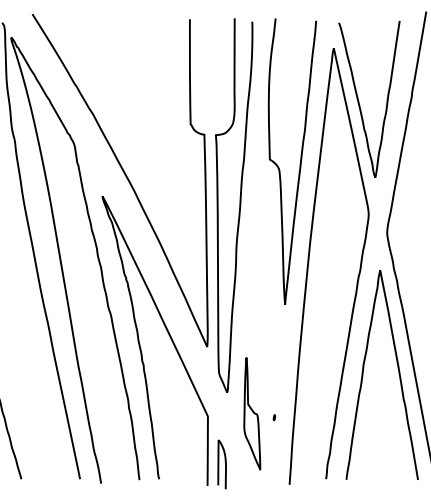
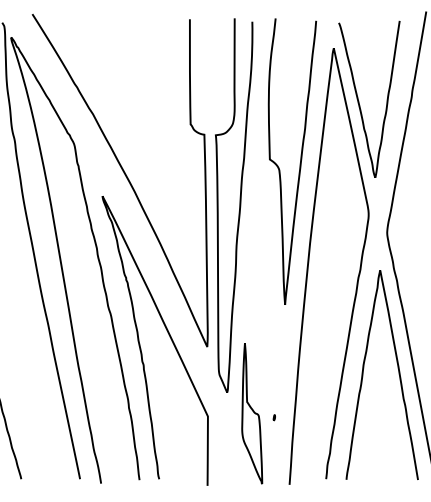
part size: 19x114 px -> 23x142 px (252, 413)
curve: present -> none (219, 464)
